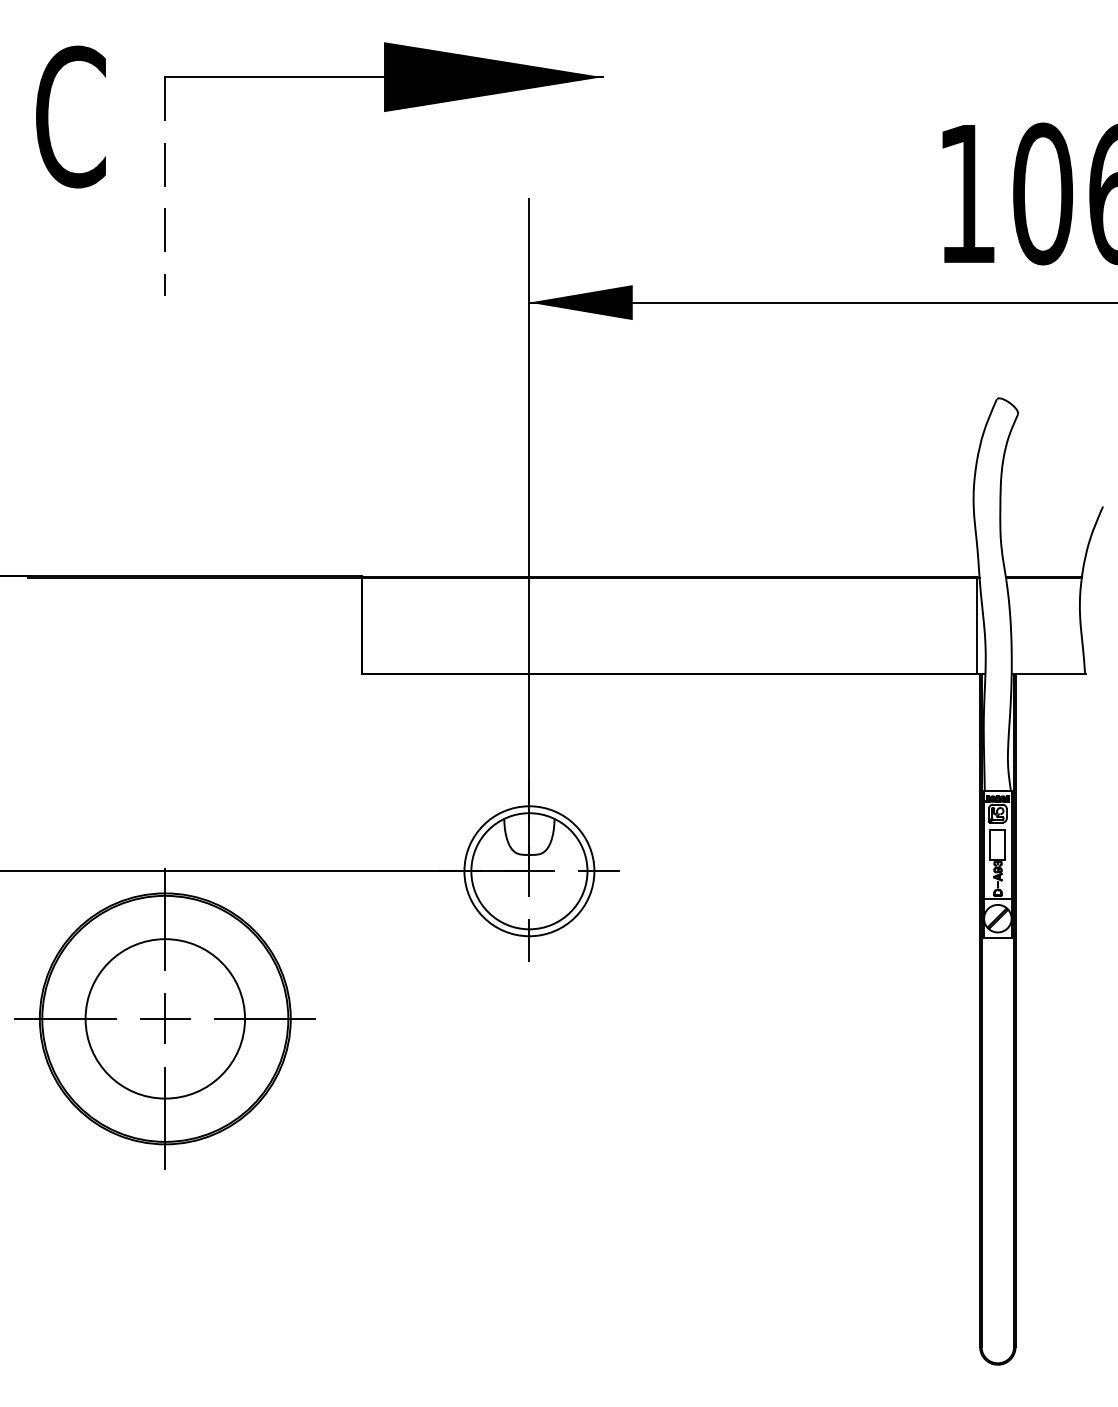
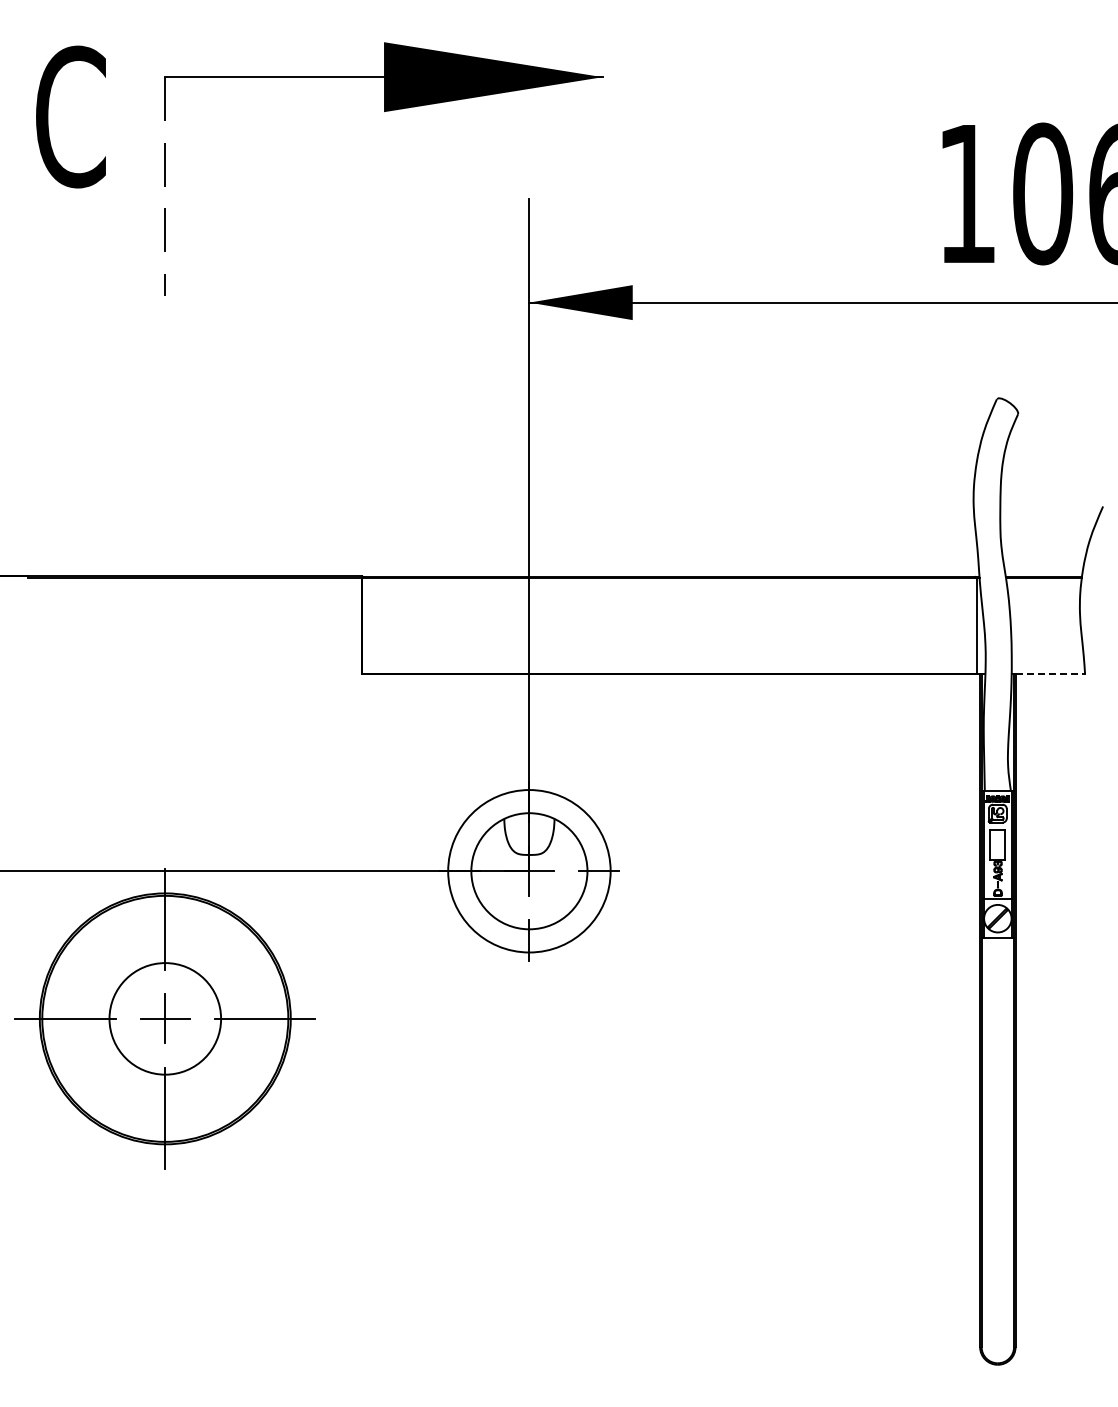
line: solid -> dashed (1051, 674)
circle diameter: 130 px -> 162 px (529, 871)
circle diameter: 159 px -> 112 px (165, 1018)
